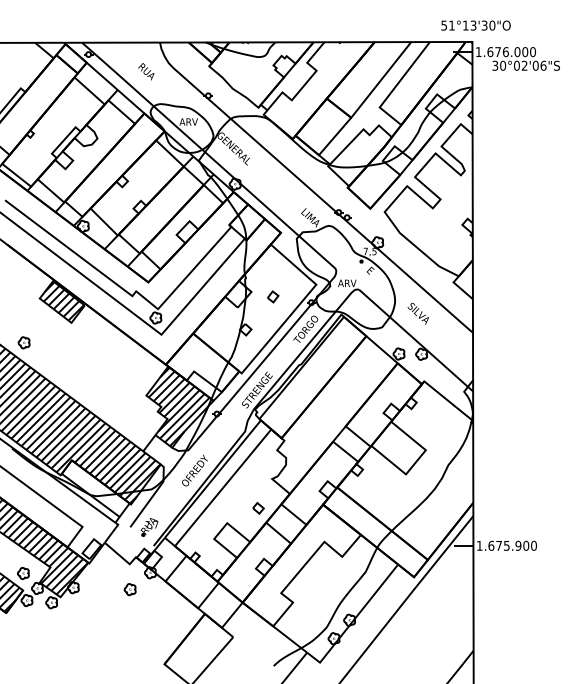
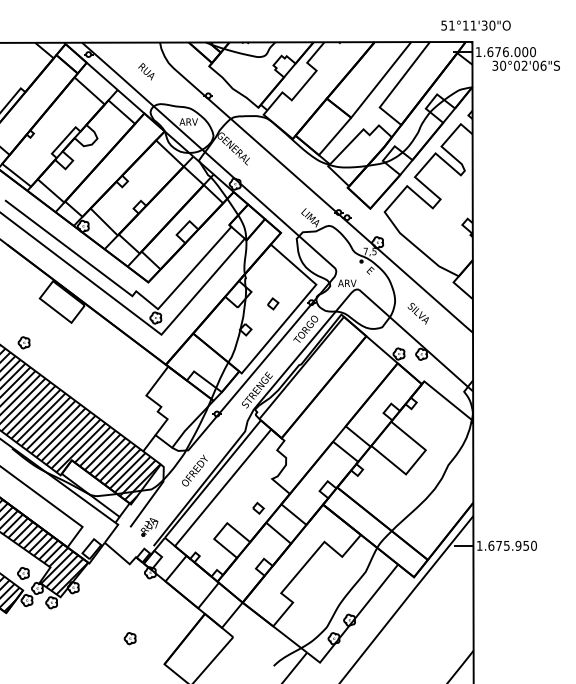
text: 51°13'30"O -> 51°11'30"O (473, 25)
part position: (273, 296) -> (273, 303) (273, 303)
hatch: present -> none (63, 301)
hatch: present -> none (178, 406)
text: 1.675.900 -> 1.675.950 (526, 545)
part position: (129, 589) -> (129, 638) (129, 638)
